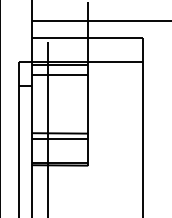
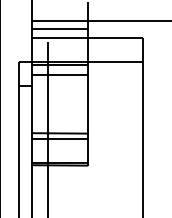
line: none -> present (59, 29)
